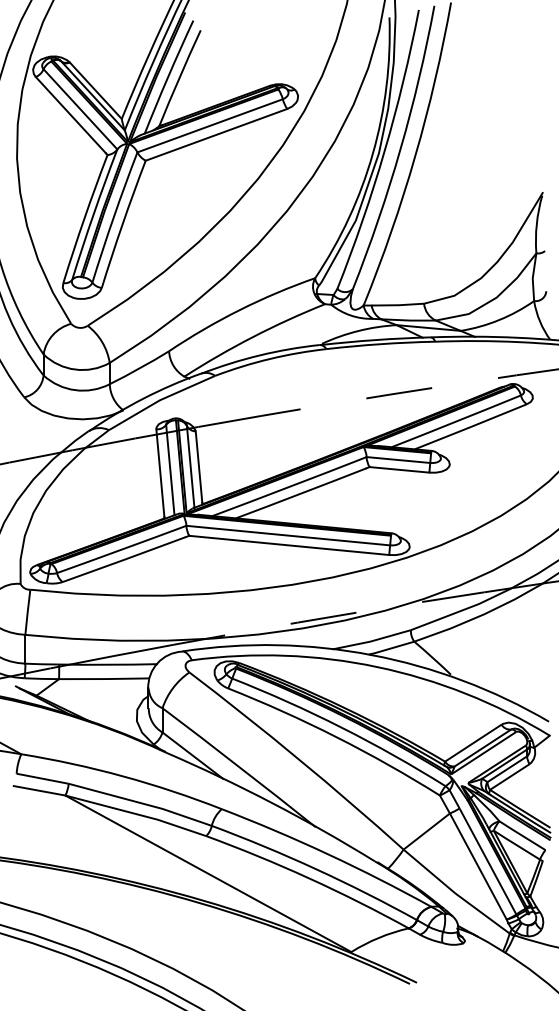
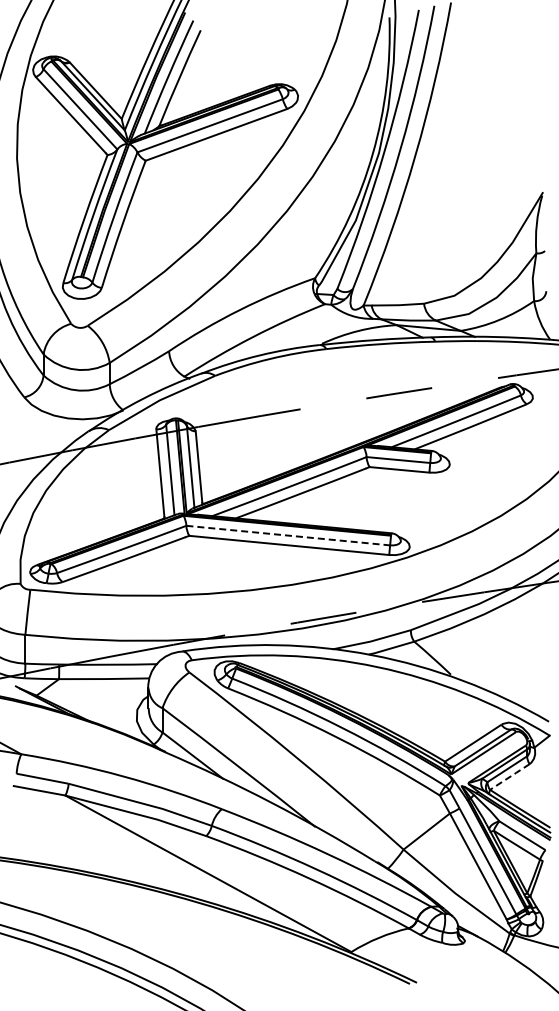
line: solid -> dashed (288, 535)
line: solid -> dashed (510, 776)
